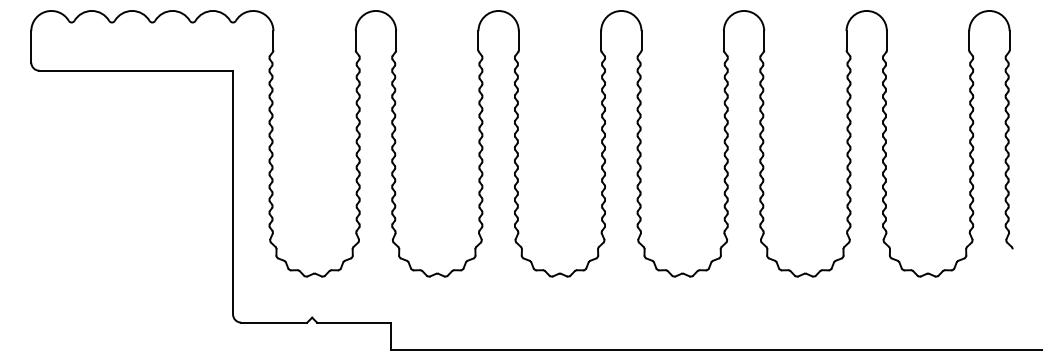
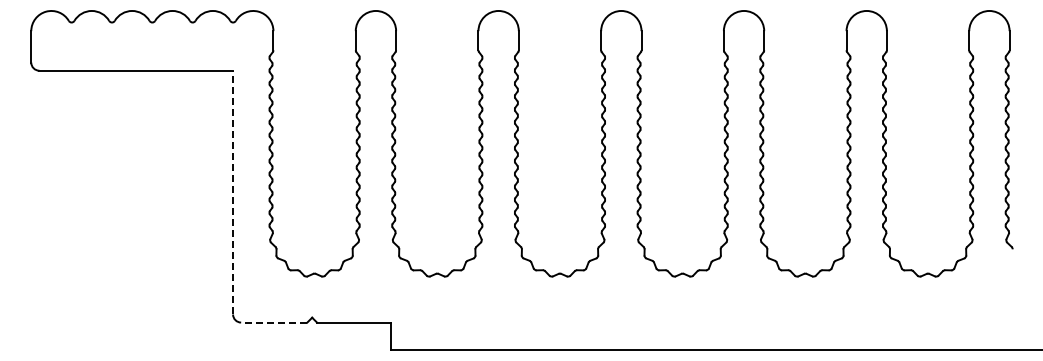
line: solid -> dashed (233, 192)
line: solid -> dashed (273, 322)
